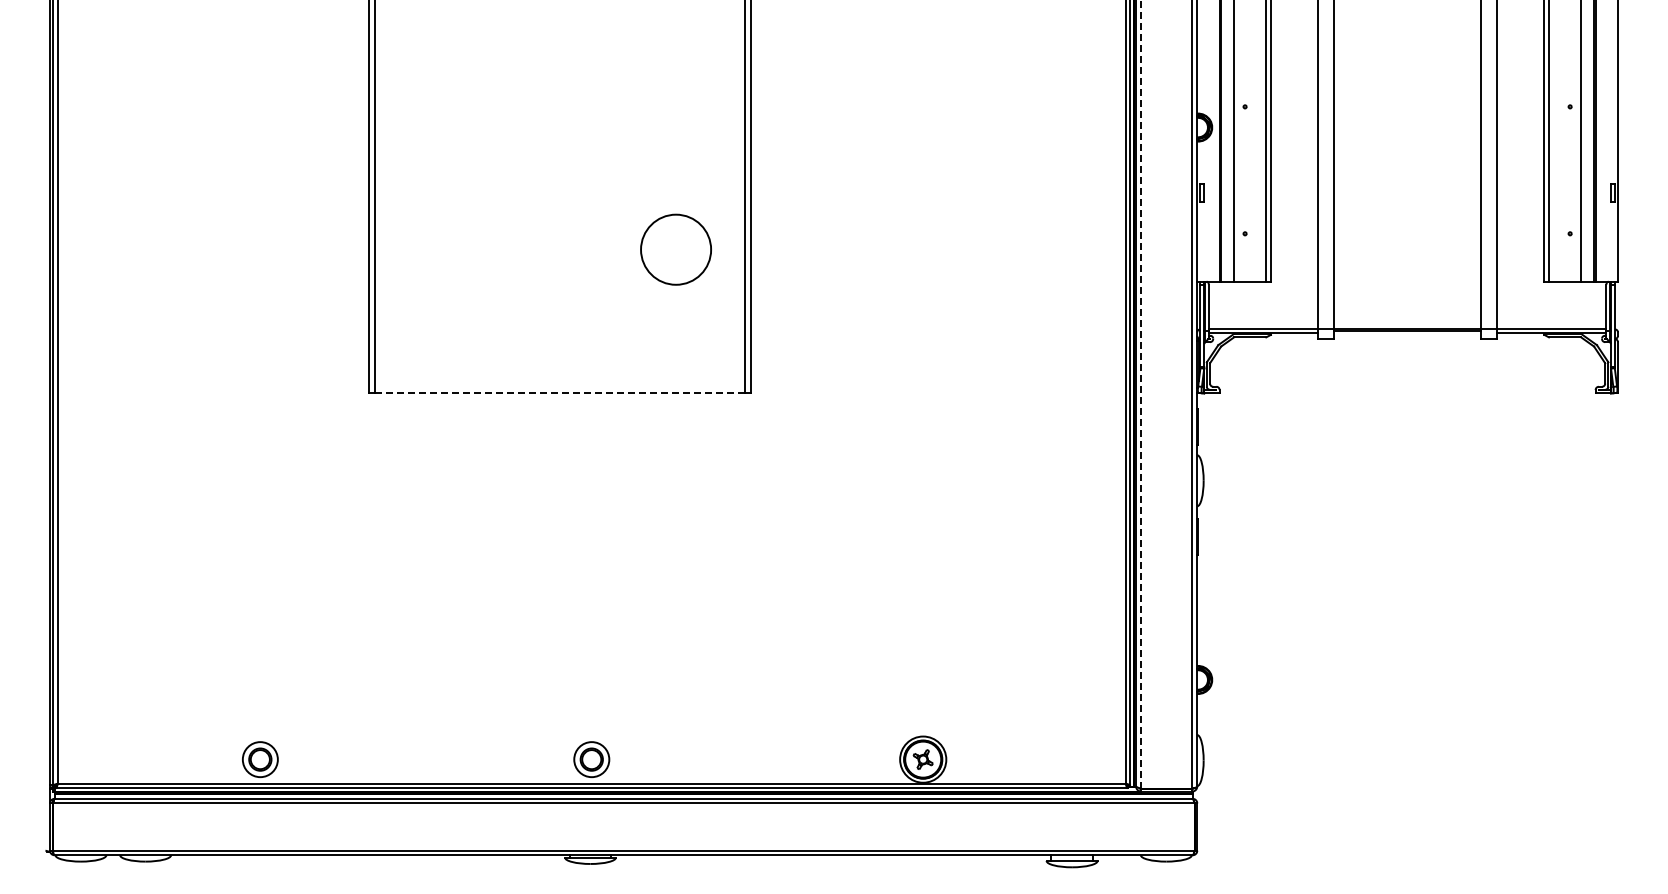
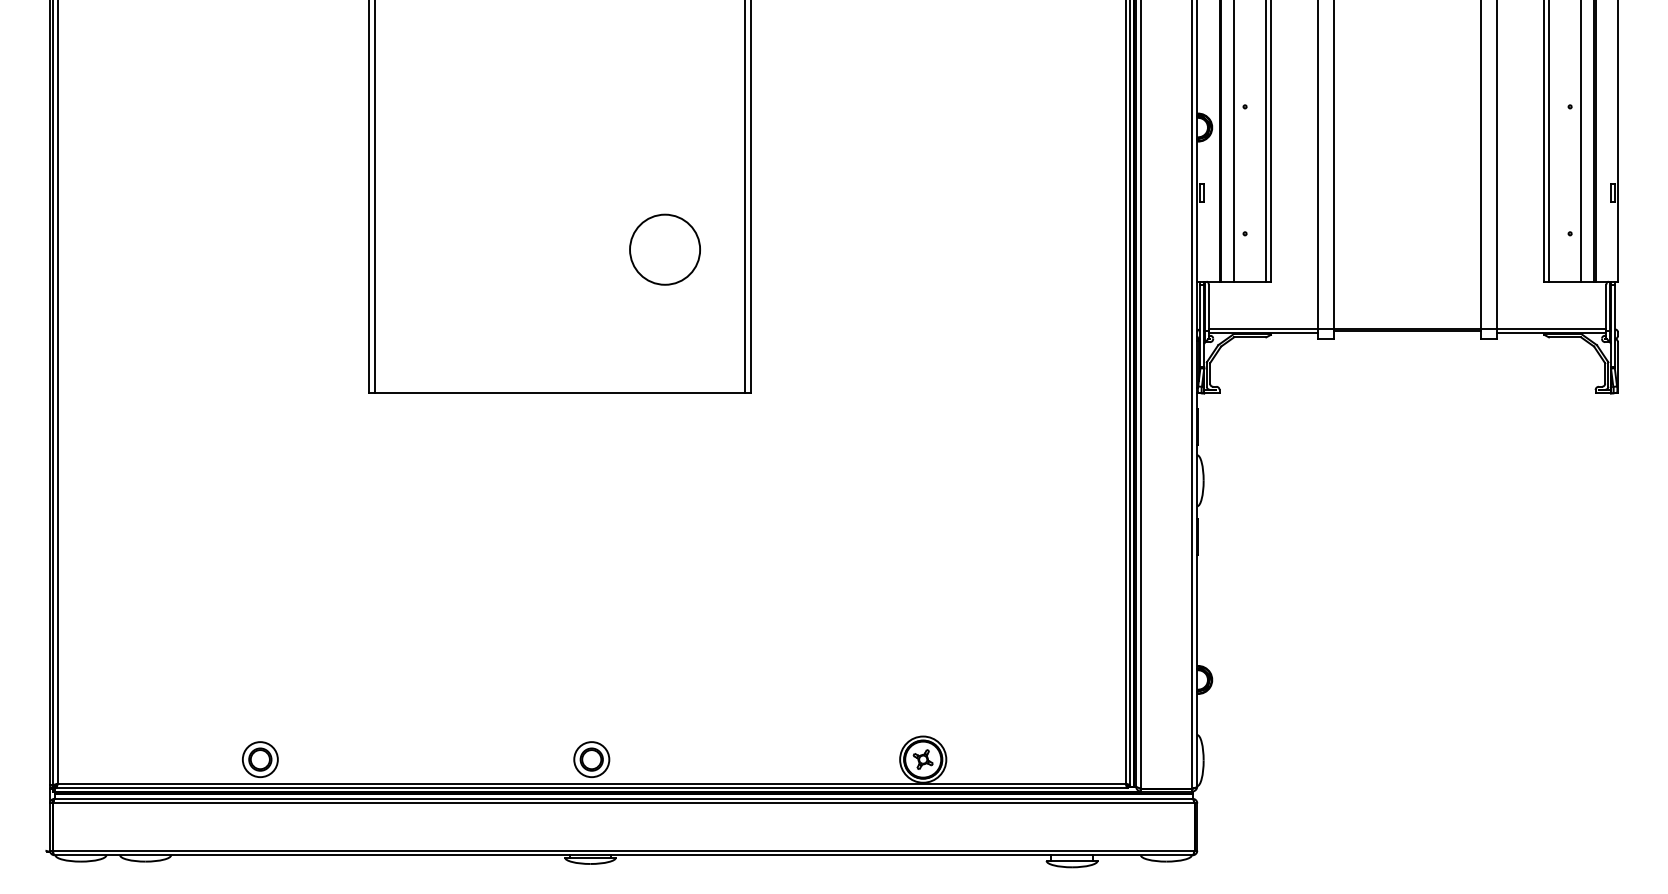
circle position: (675, 249) -> (664, 249) (664, 249)
line: dashed -> solid (559, 393)
line: dashed -> solid (1141, 394)
